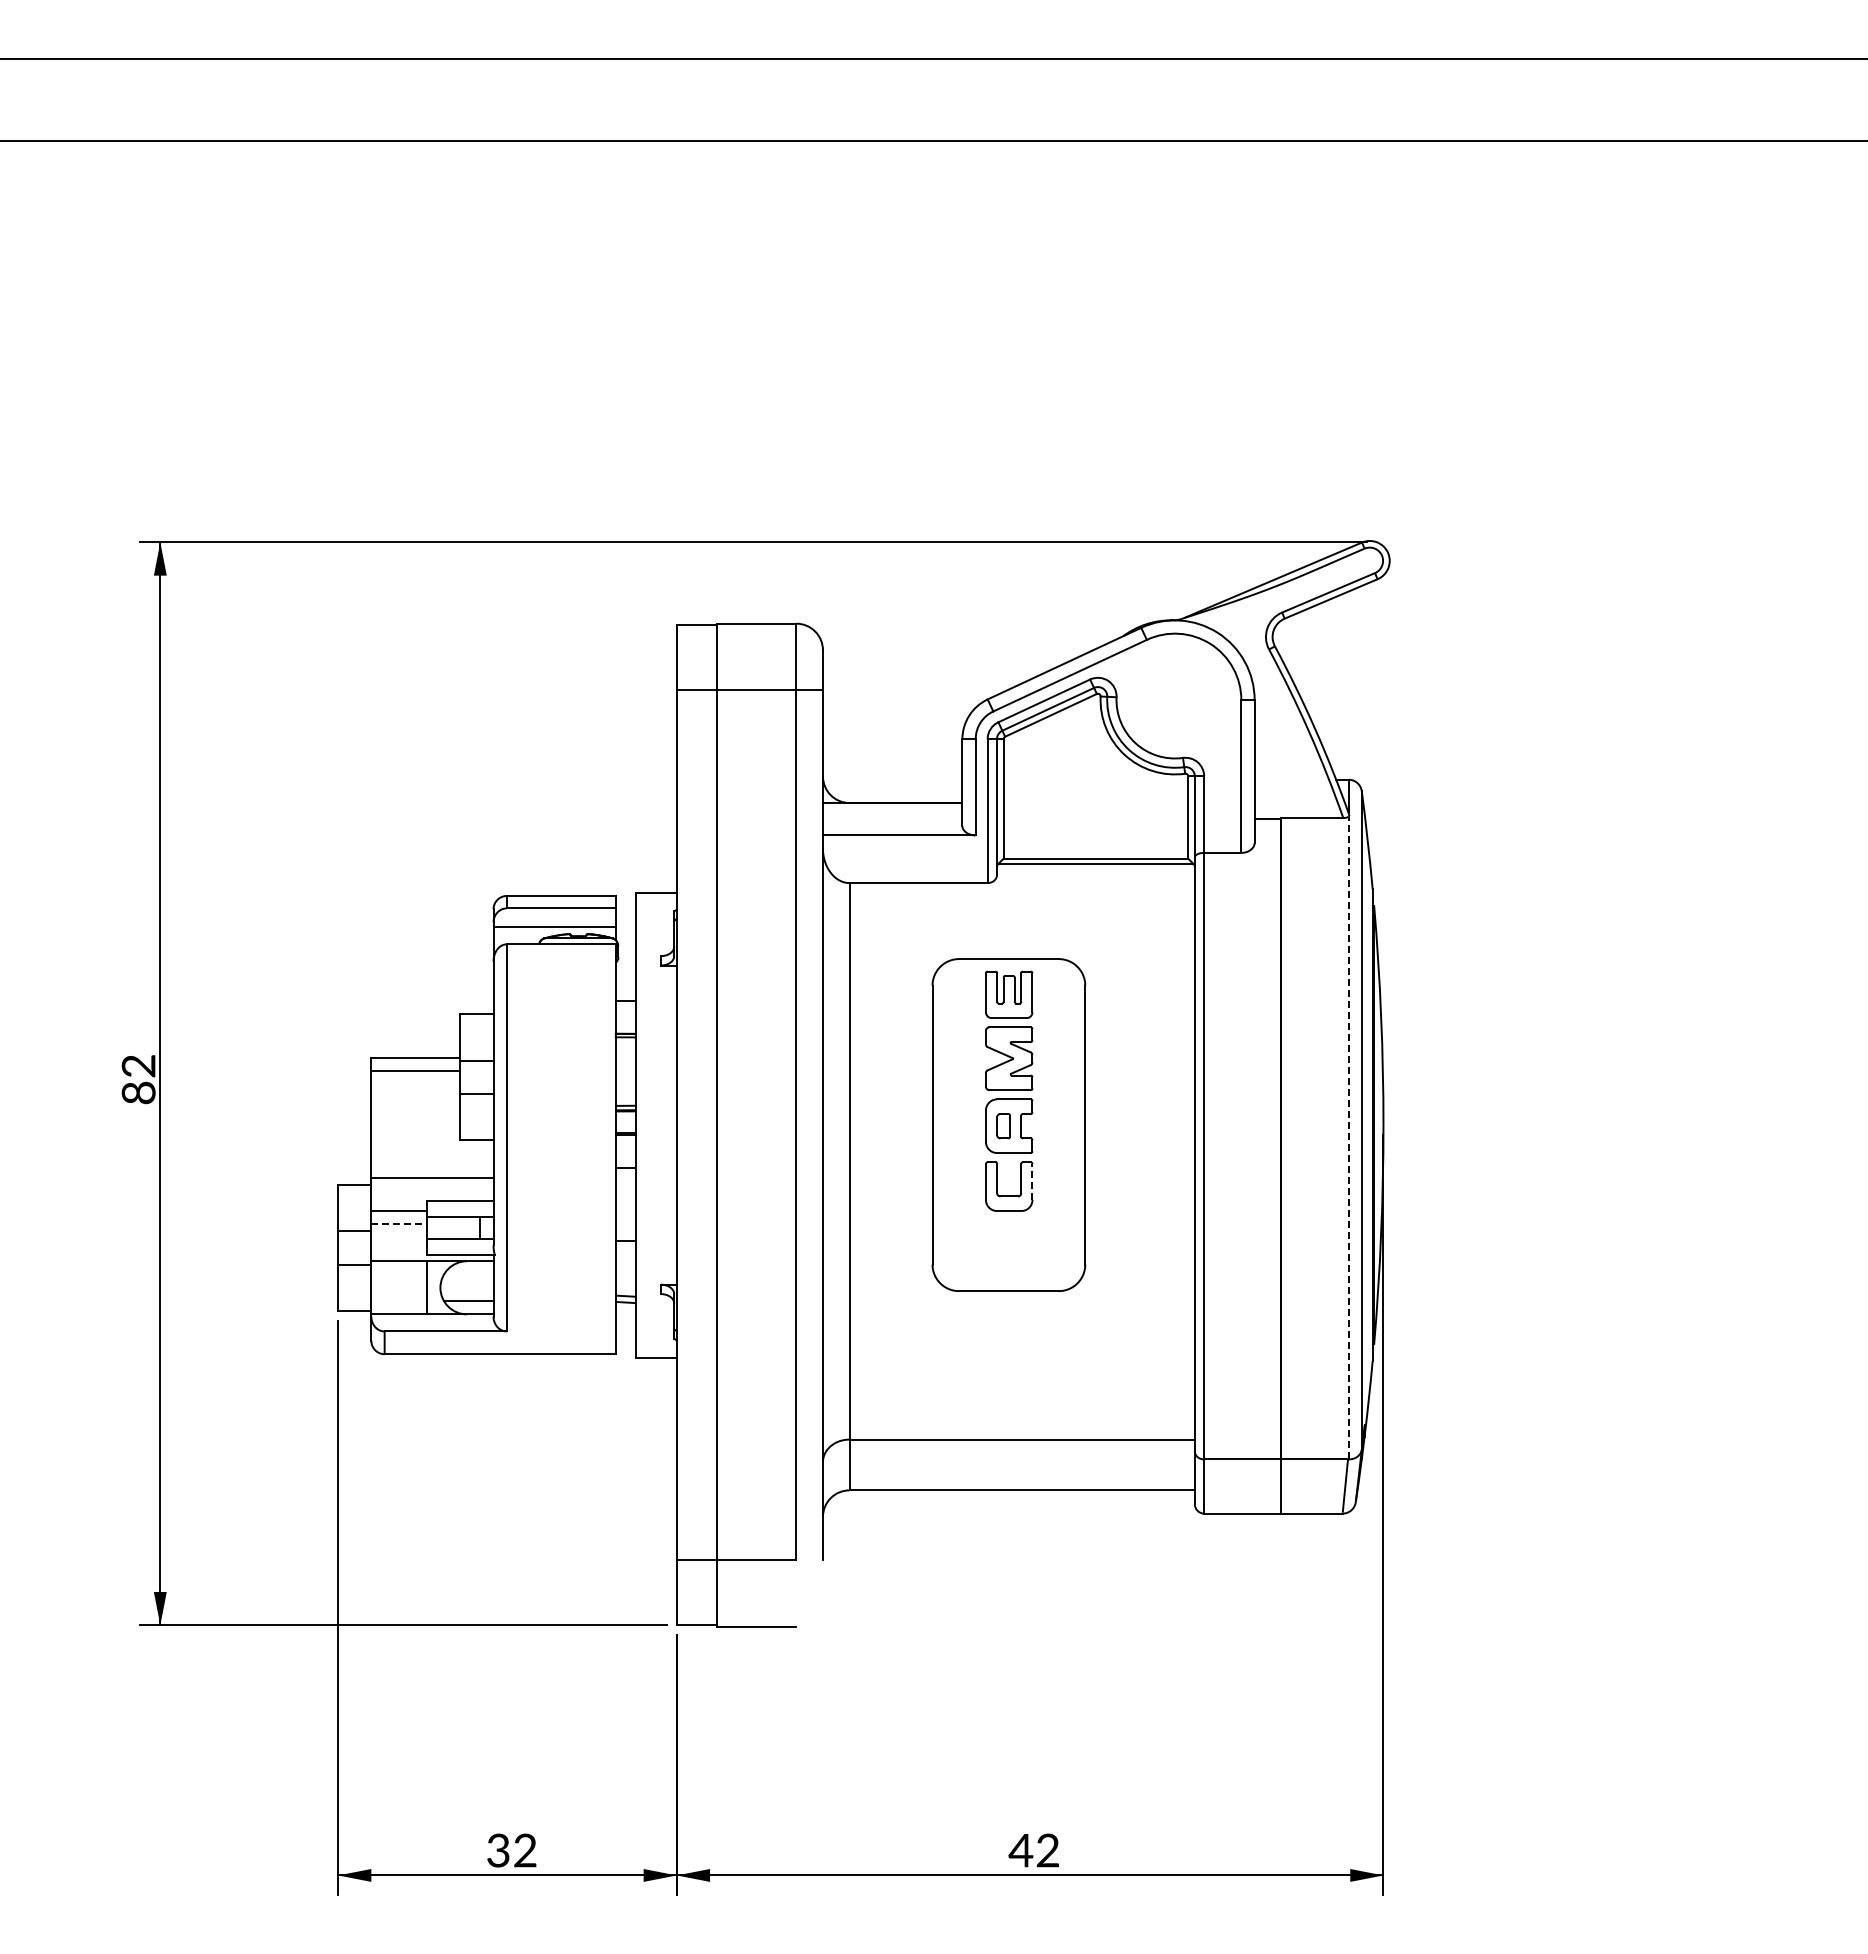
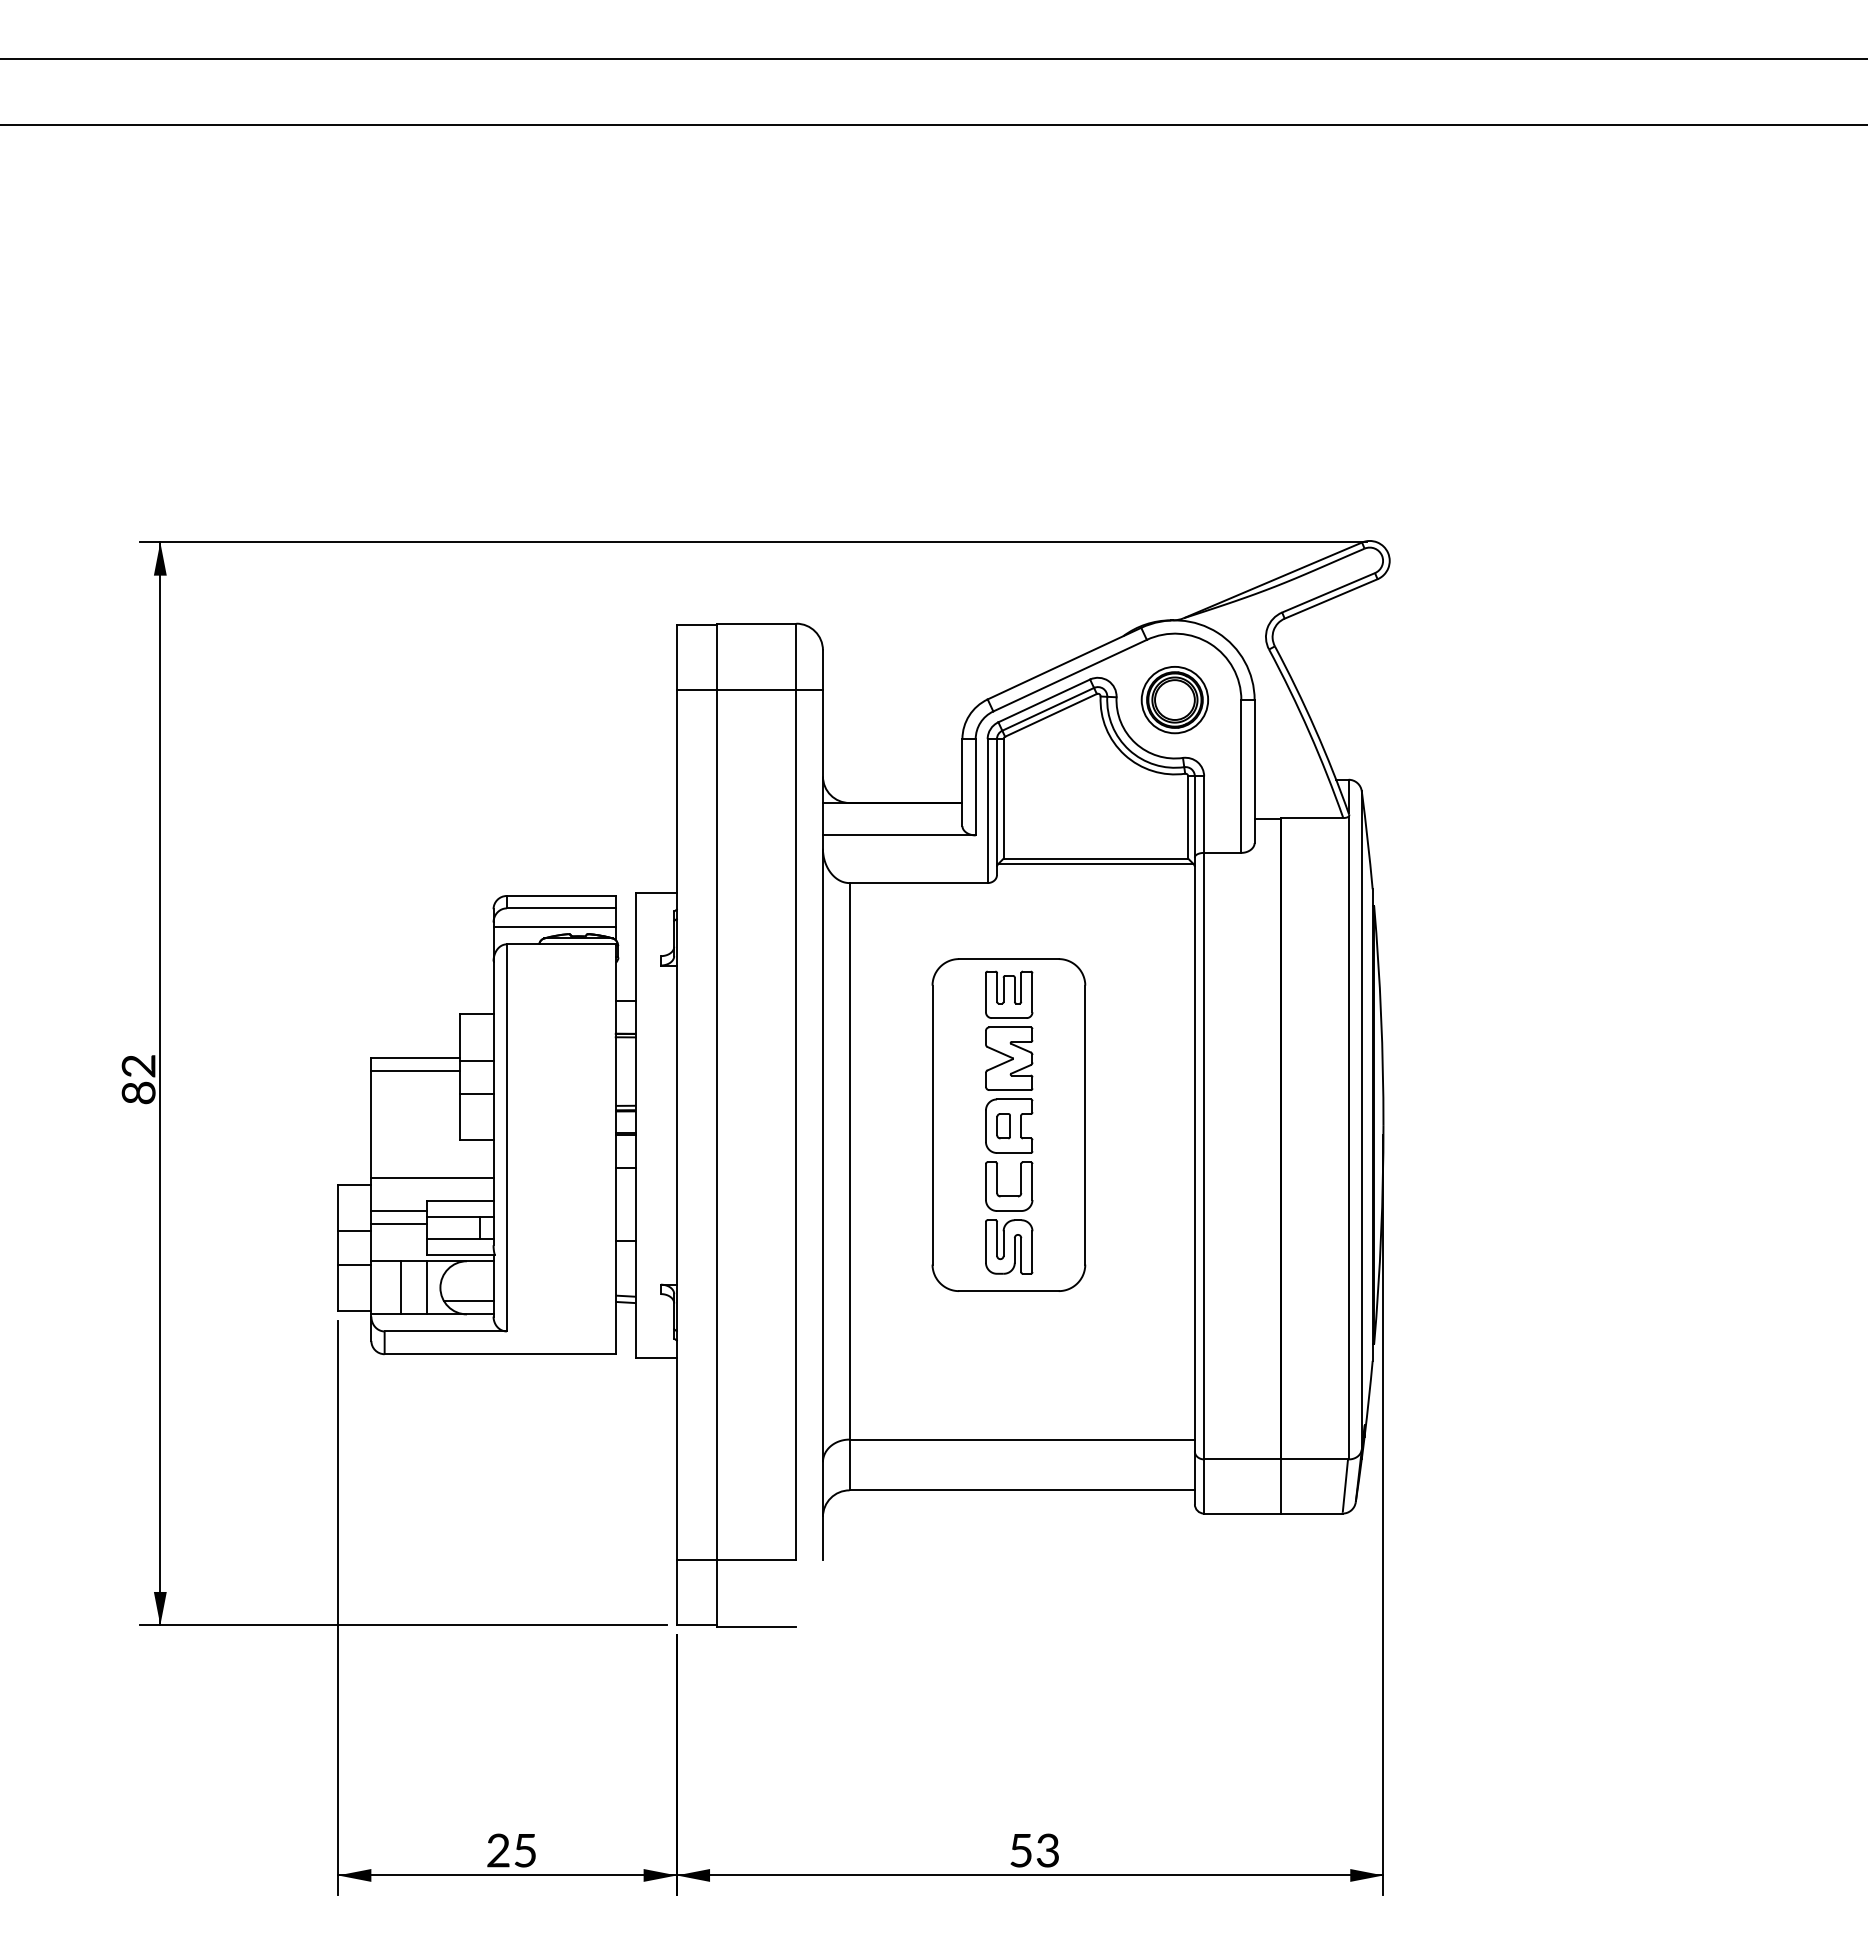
line position: (933, 141) -> (933, 125) (933, 125)
part: none -> present (1174, 700)
line: dashed -> solid (1348, 1137)
line: dashed -> solid (1032, 1181)
line: dashed -> solid (399, 1223)
part: none -> present (1009, 1246)
line: none -> present (400, 1287)
text: 32 -> 25 (511, 1850)
text: 42 -> 53 (1033, 1850)
